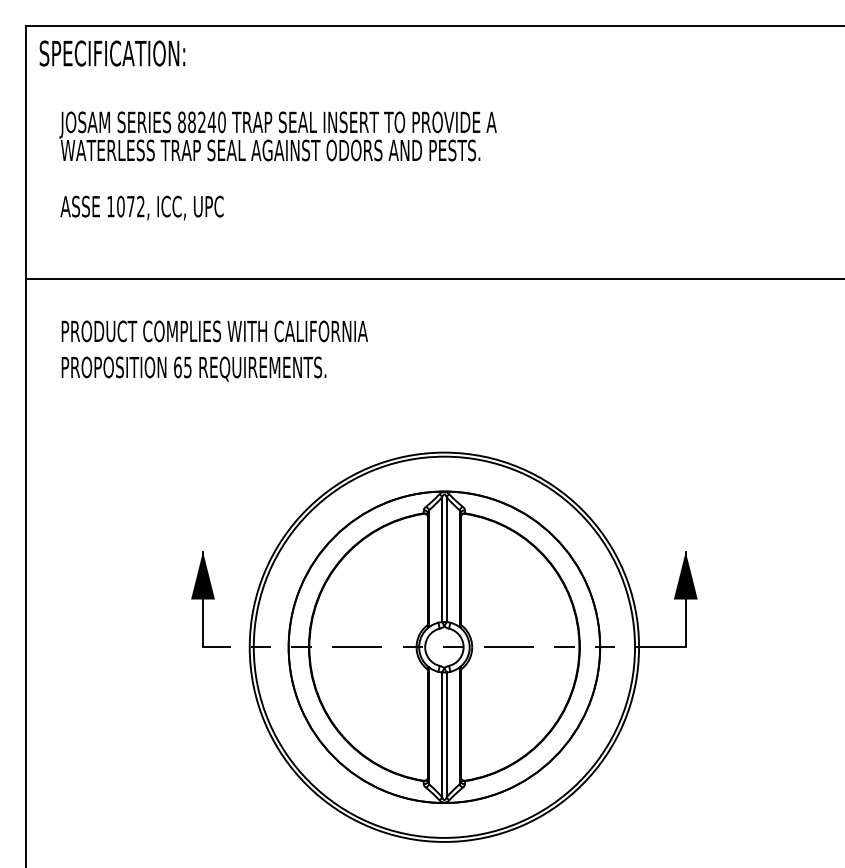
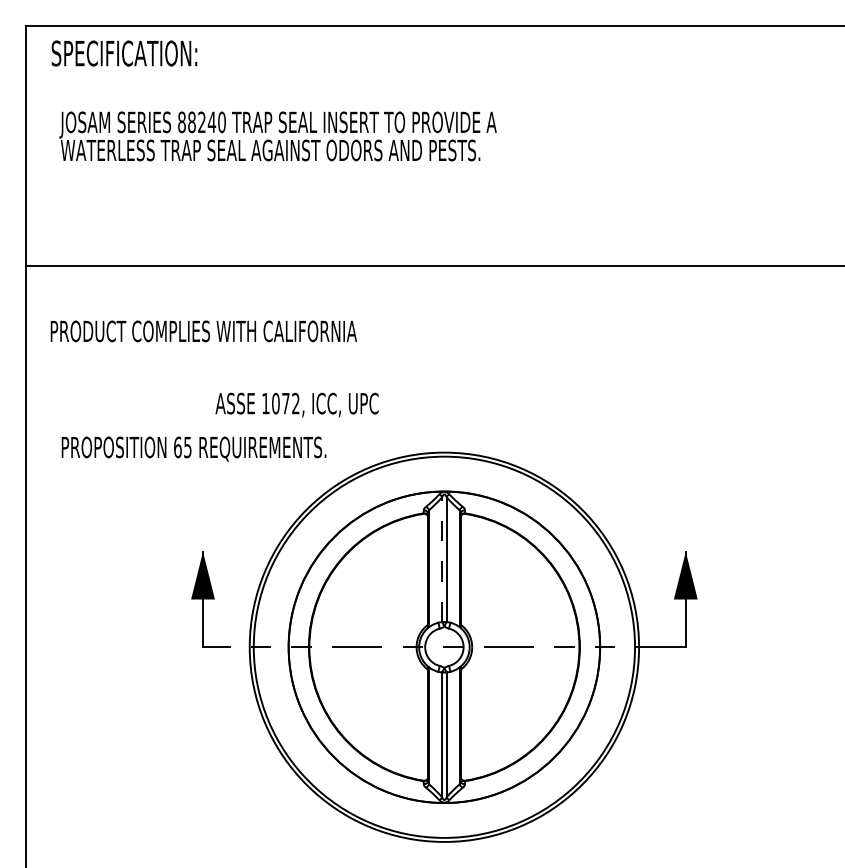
text position: (112, 53) -> (124, 53) (124, 53)
text position: (141, 207) -> (296, 404) (296, 404)
line position: (433, 278) -> (433, 265) (433, 265)
text position: (214, 331) -> (203, 331) (203, 331)
text position: (193, 368) -> (193, 448) (193, 448)
line: solid -> dashed (442, 559)
